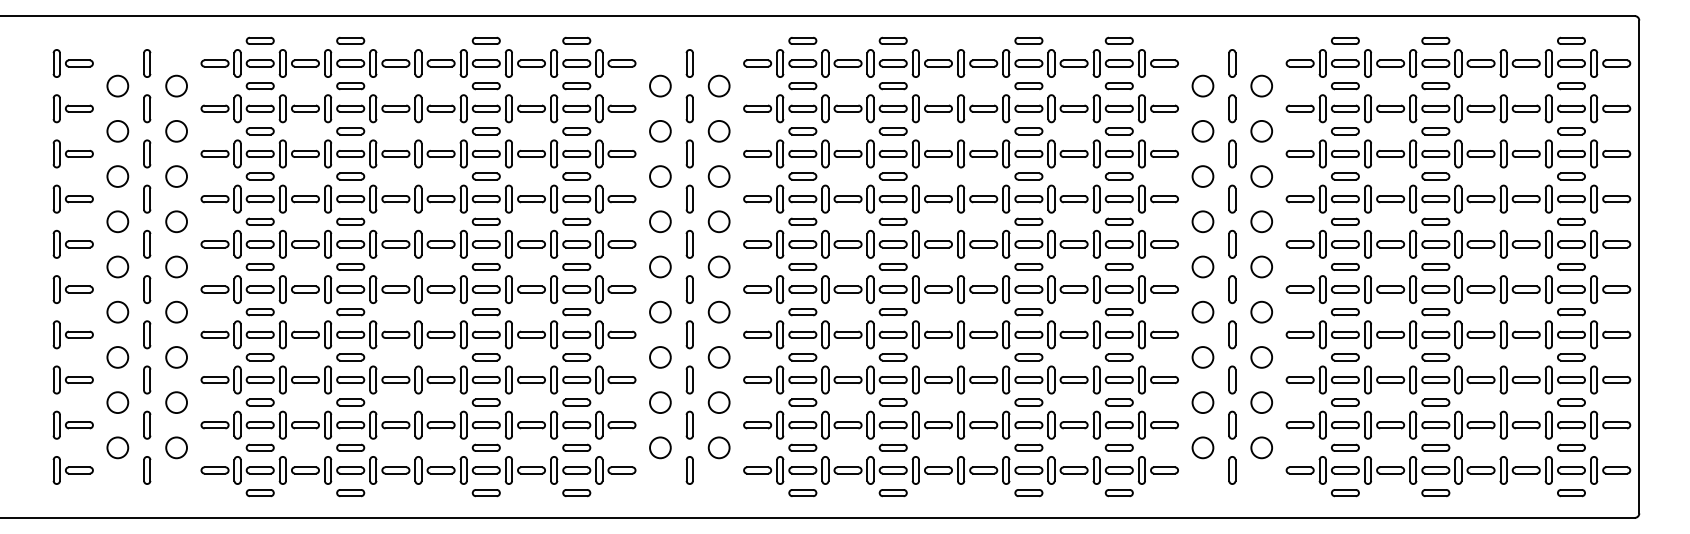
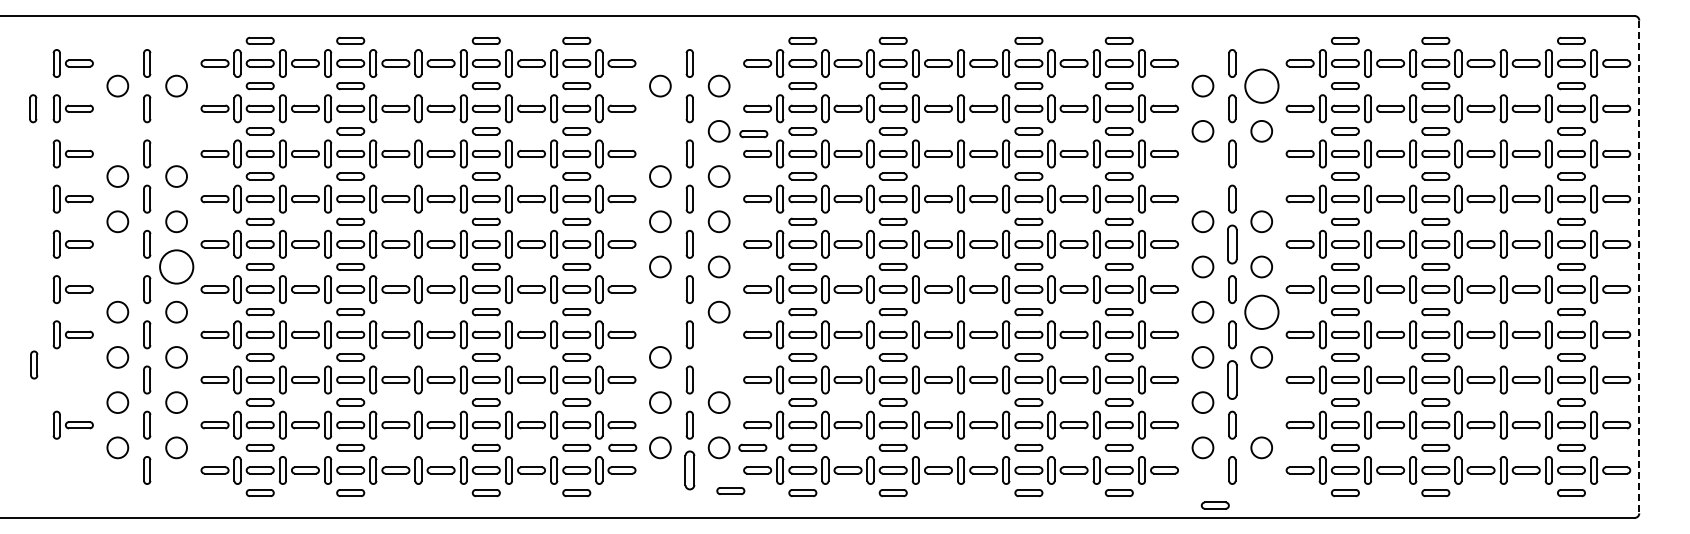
circle size: 23x24 px -> 36x36 px (1261, 85)
part: none -> present (33, 108)
circle: present -> none (117, 131)
circle: present -> none (176, 131)
circle: present -> none (660, 131)
part: none -> present (753, 134)
circle: present -> none (1202, 176)
circle: present -> none (1261, 176)
part size: 9x30 px -> 11x41 px (1232, 244)
circle: present -> none (117, 266)
circle size: 23x24 px -> 36x36 px (176, 266)
line: solid -> dashed (1639, 267)
circle: present -> none (660, 311)
circle size: 23x24 px -> 36x36 px (1261, 311)
circle: present -> none (718, 357)
part: none -> present (34, 364)
part: present -> none (72, 379)
part size: 9x30 px -> 11x40 px (1232, 379)
circle: present -> none (1261, 402)
part: none -> present (622, 447)
part: none -> present (752, 447)
part: present -> none (72, 470)
part size: 9x29 px -> 12x41 px (689, 470)
part: none -> present (730, 490)
part: none -> present (1214, 505)
